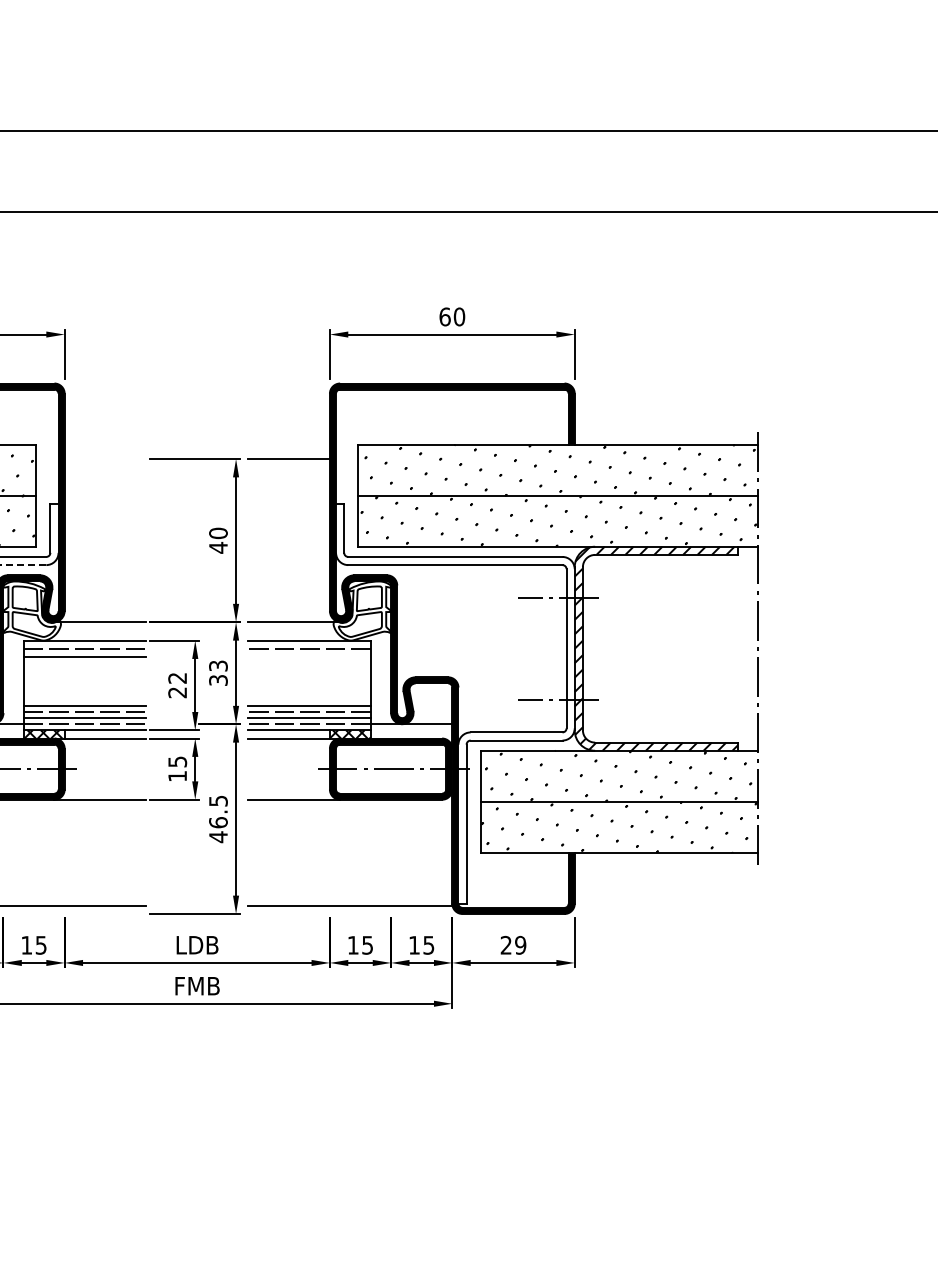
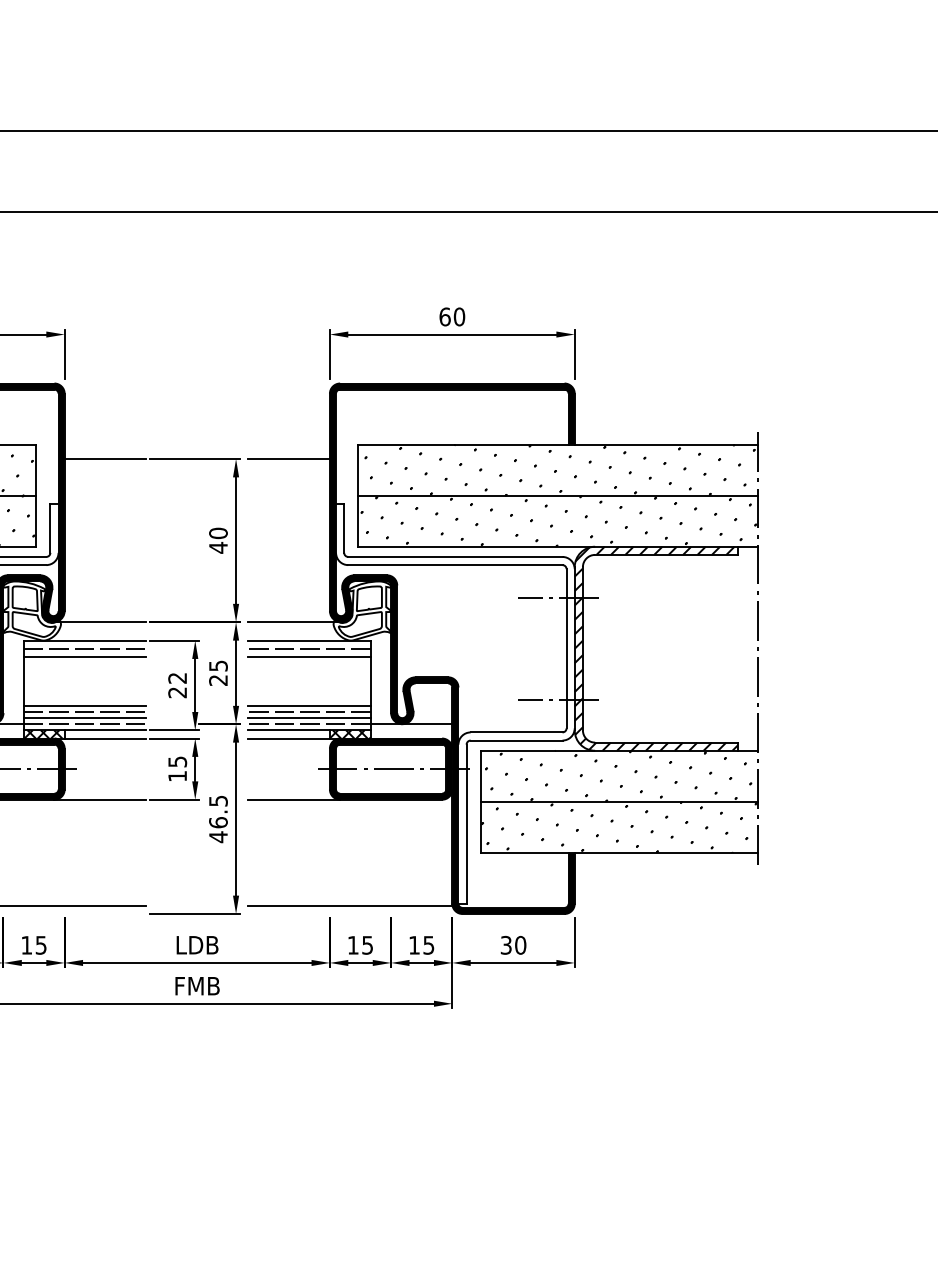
line: none -> present (105, 459)
line: dashed -> solid (23, 565)
line: none -> present (309, 656)
text: 33 -> 25 (218, 672)
text: 29 -> 30 (513, 945)
